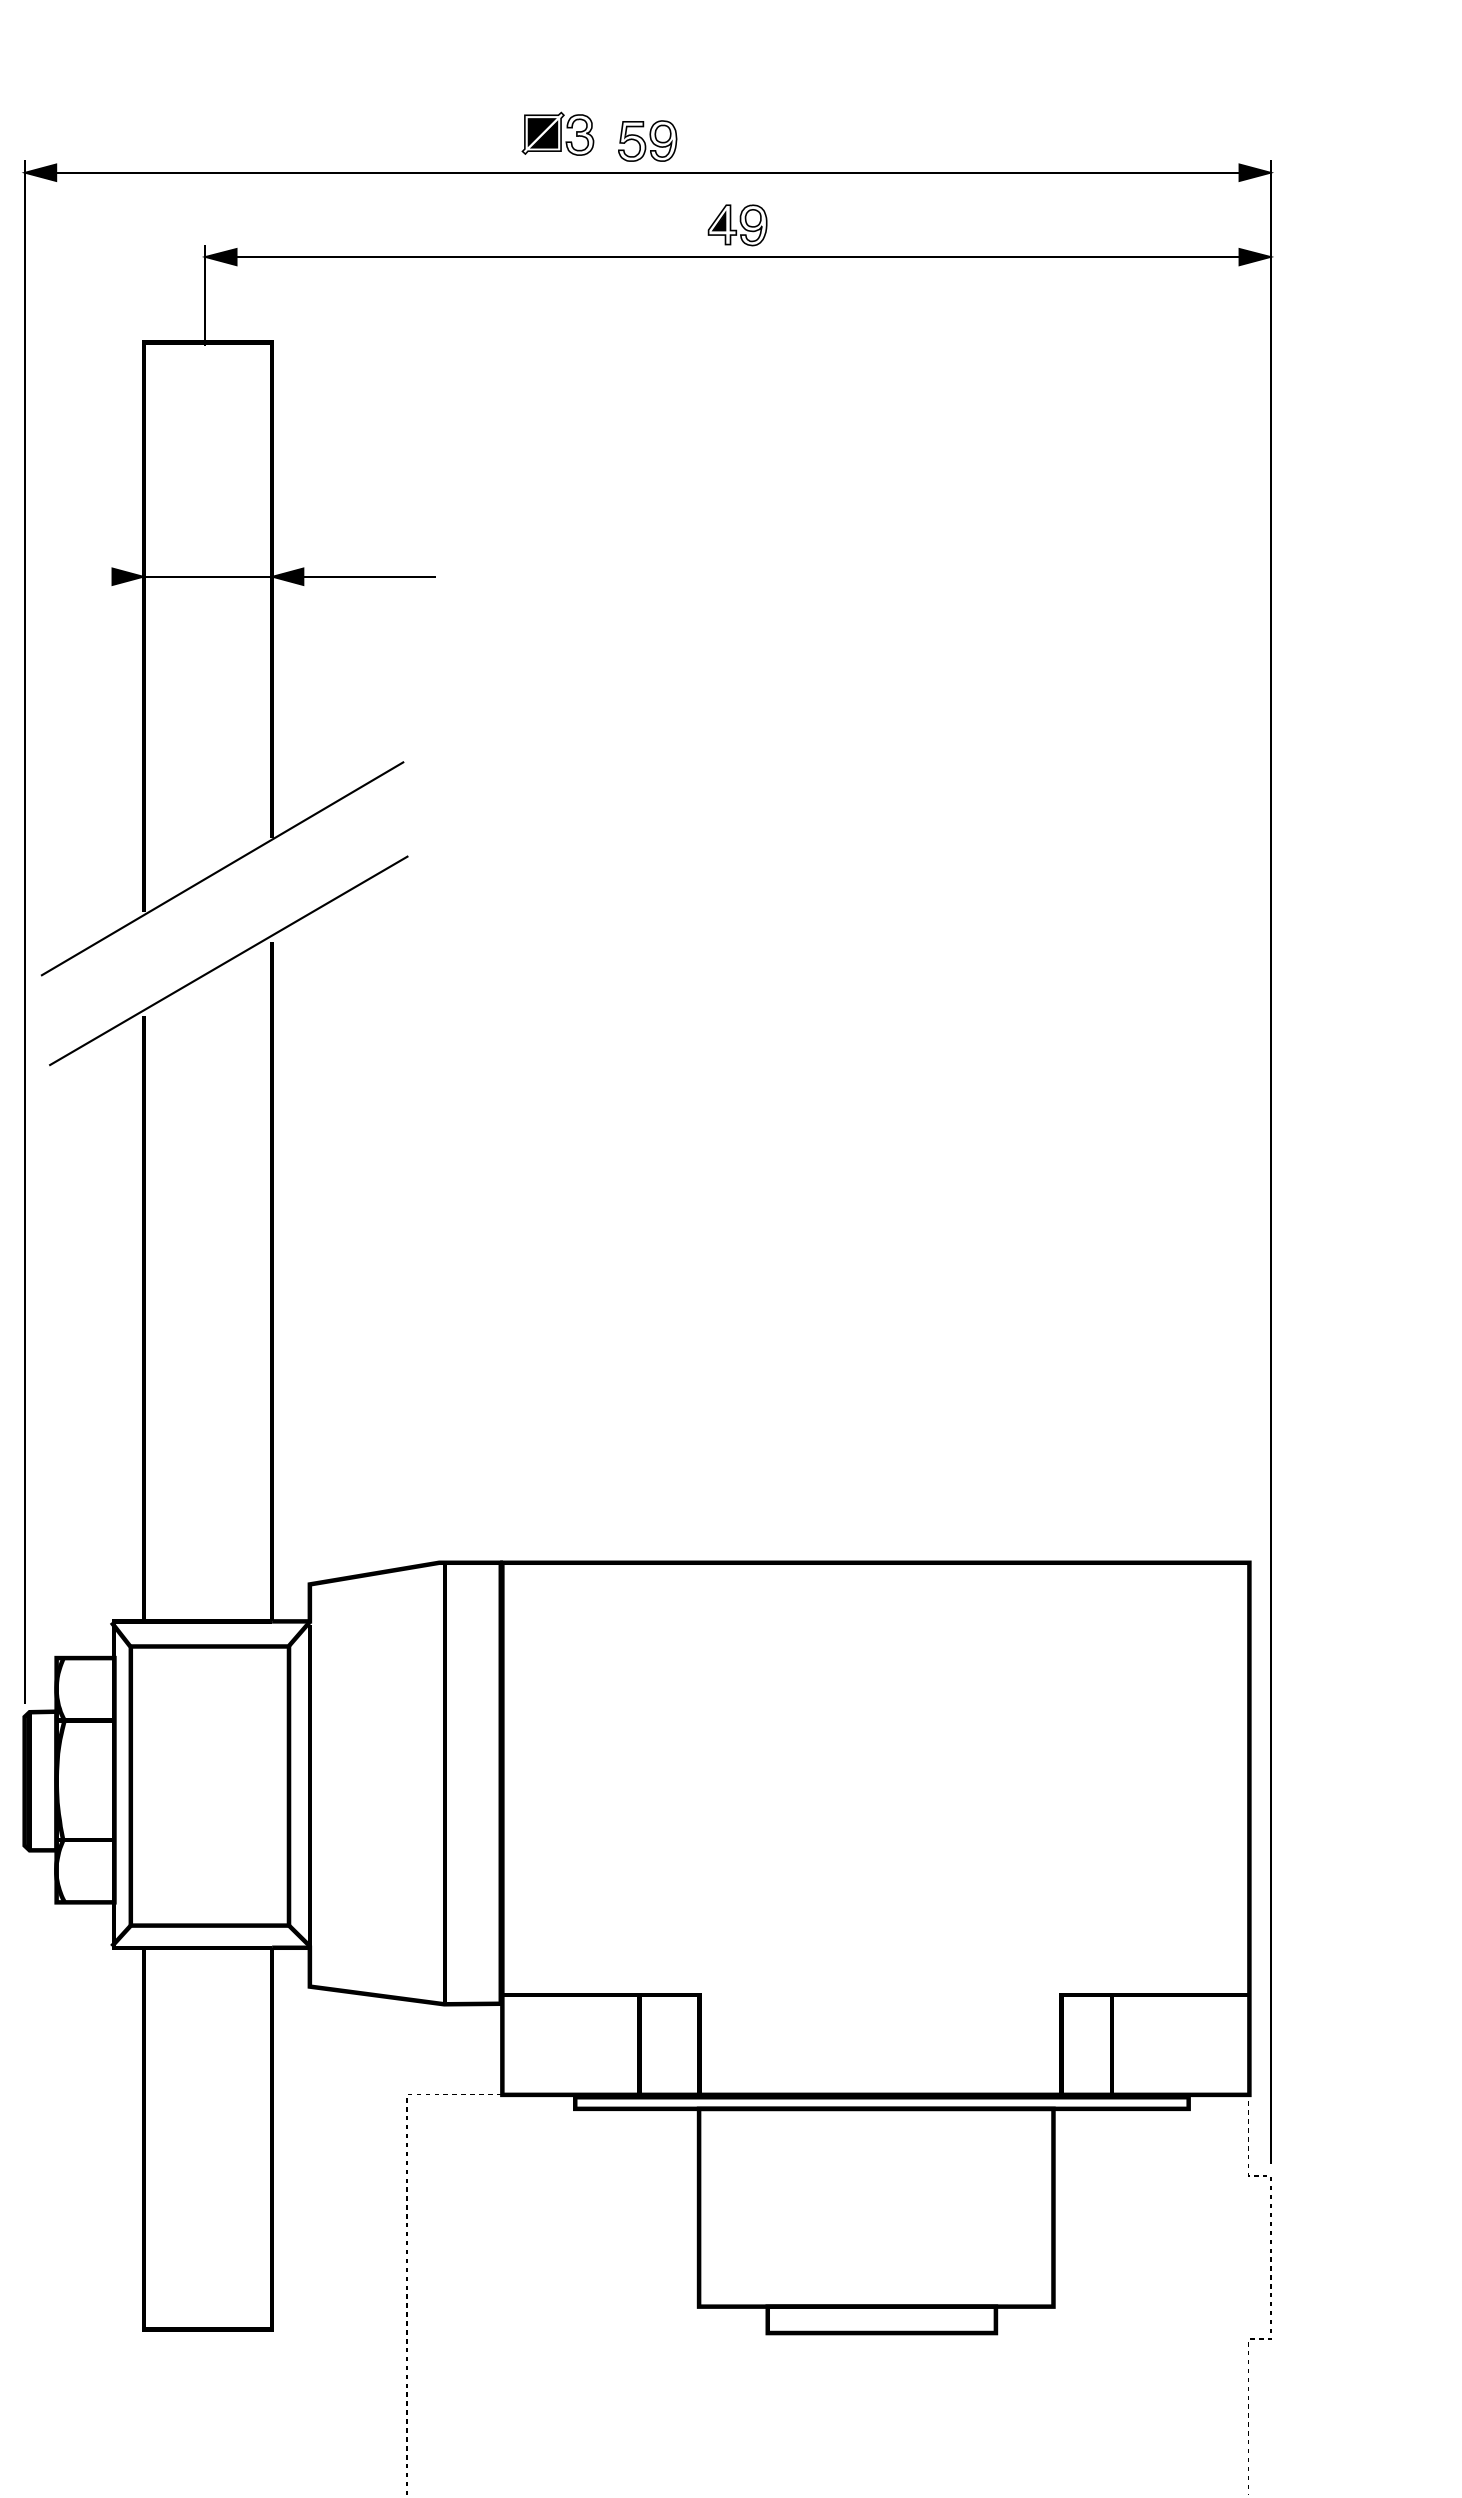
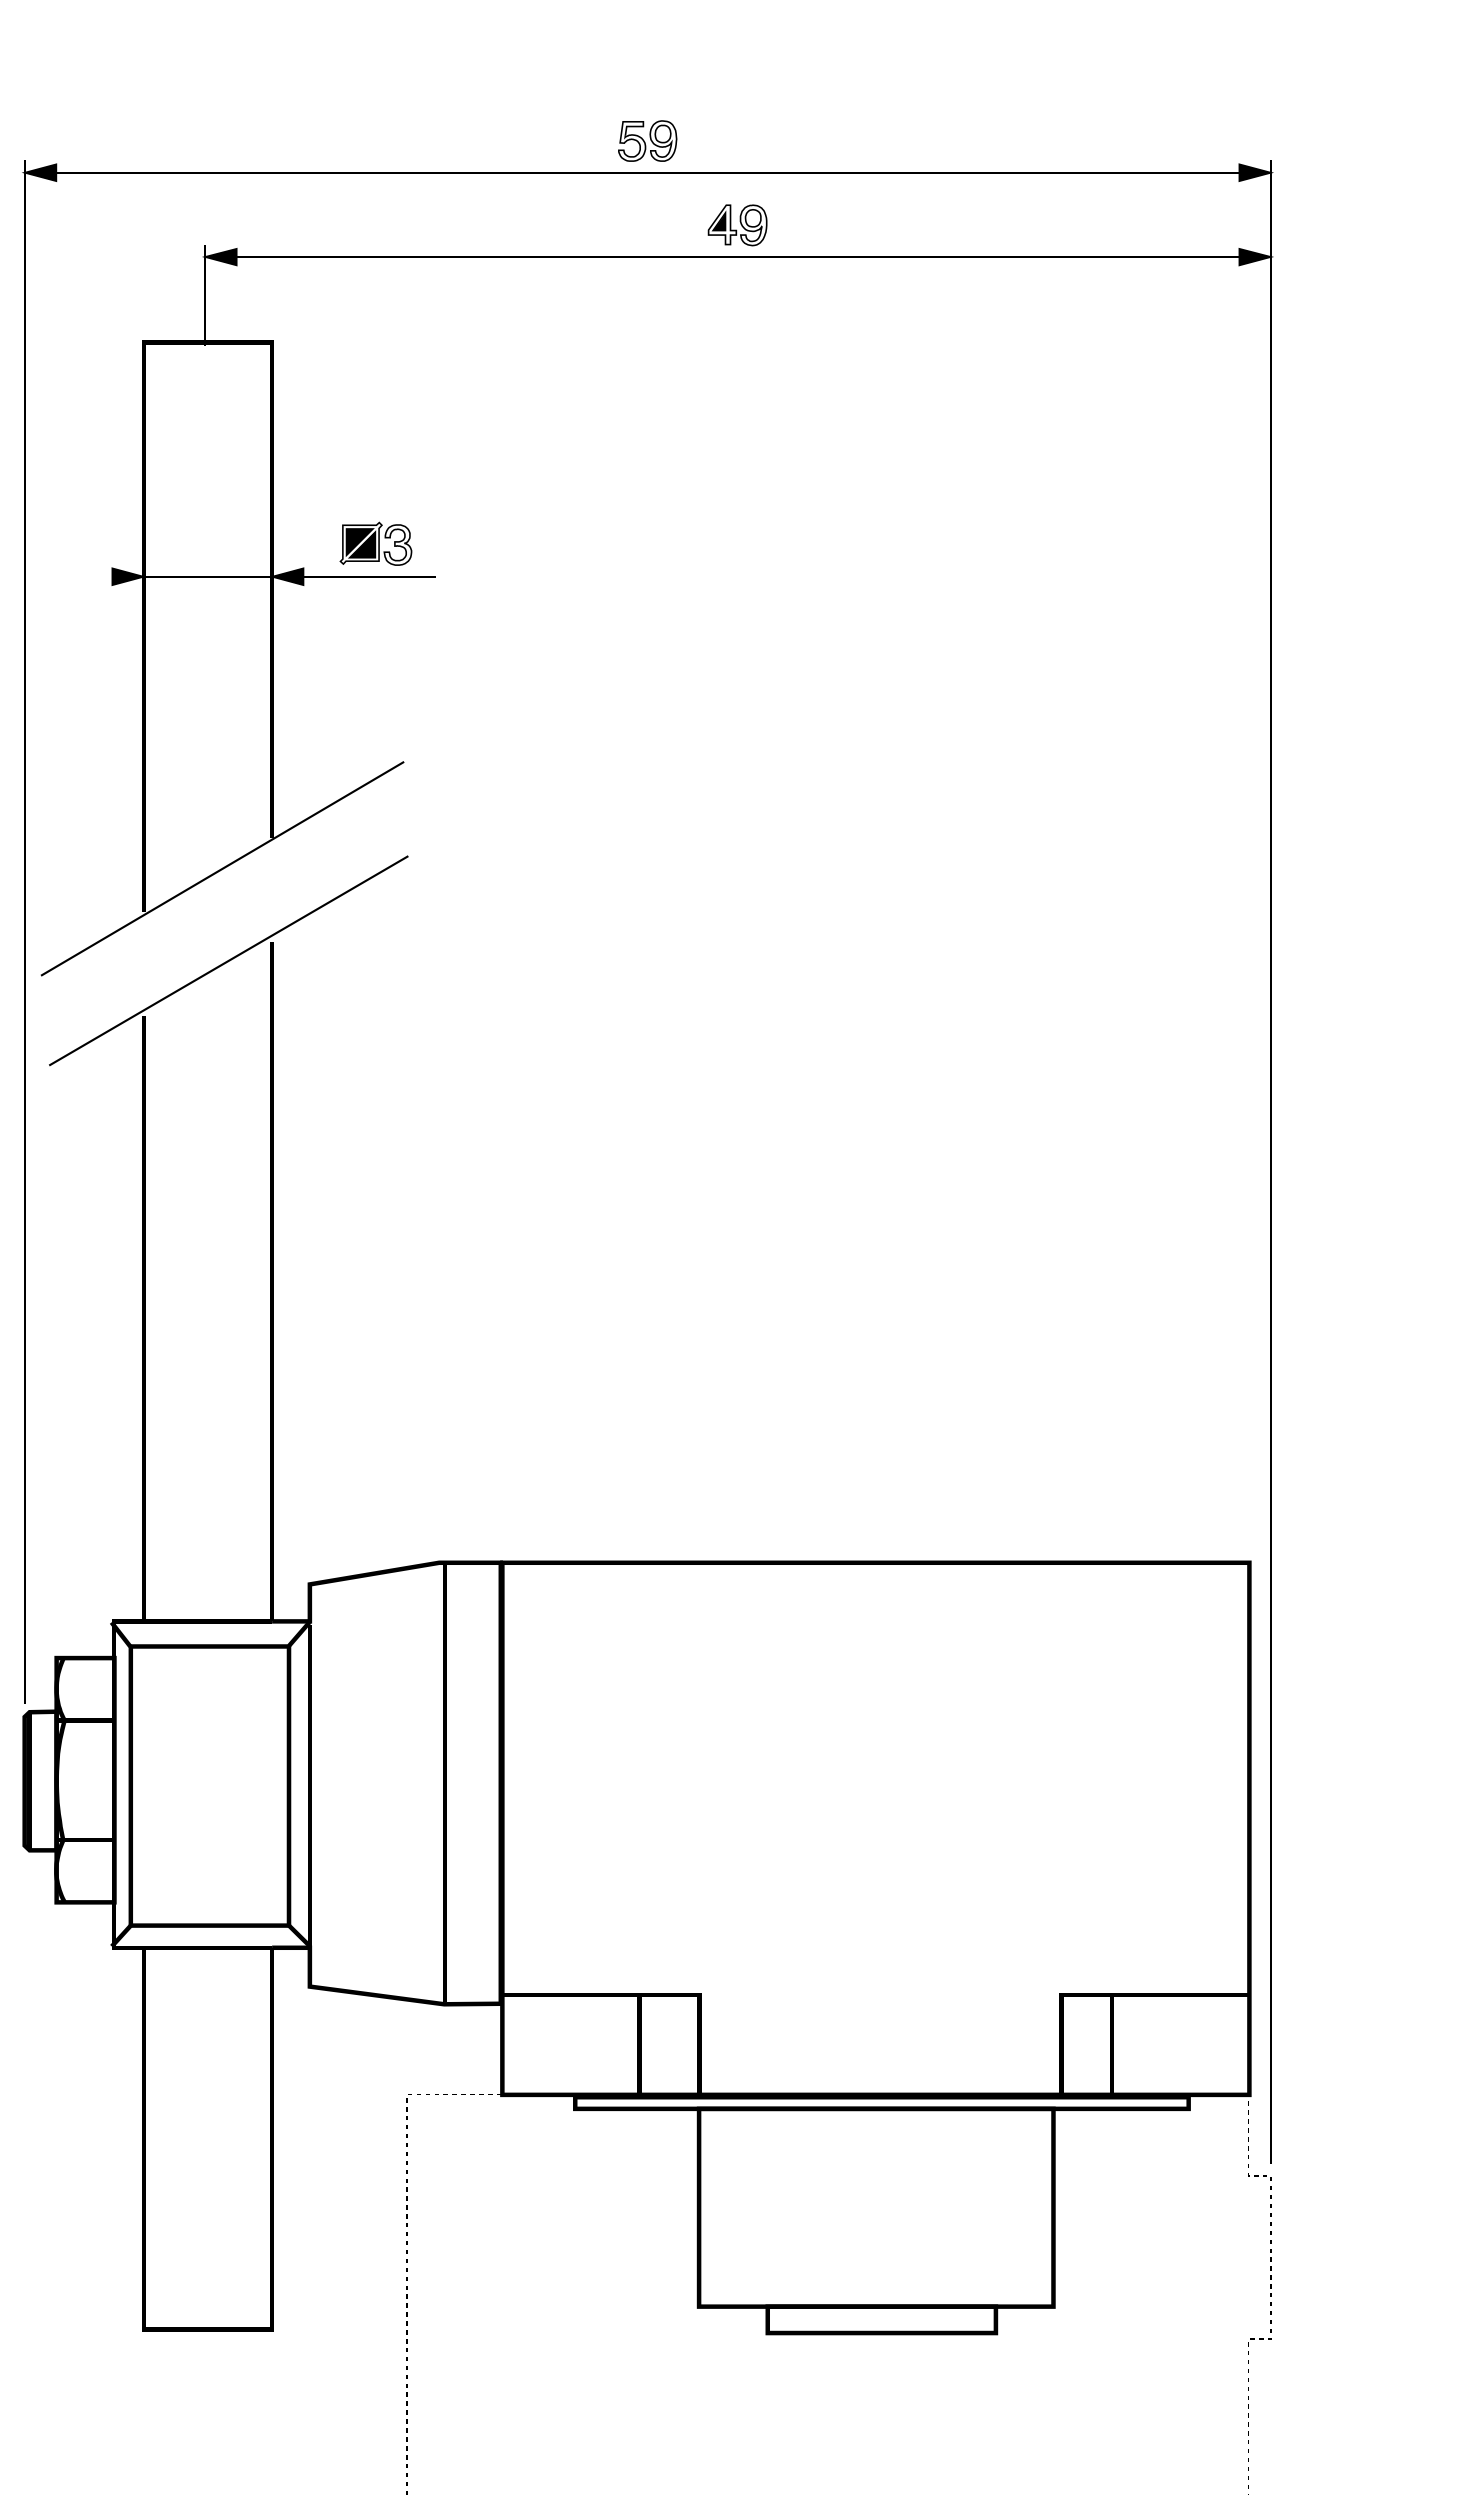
part position: (557, 133) -> (375, 543) (375, 543)
